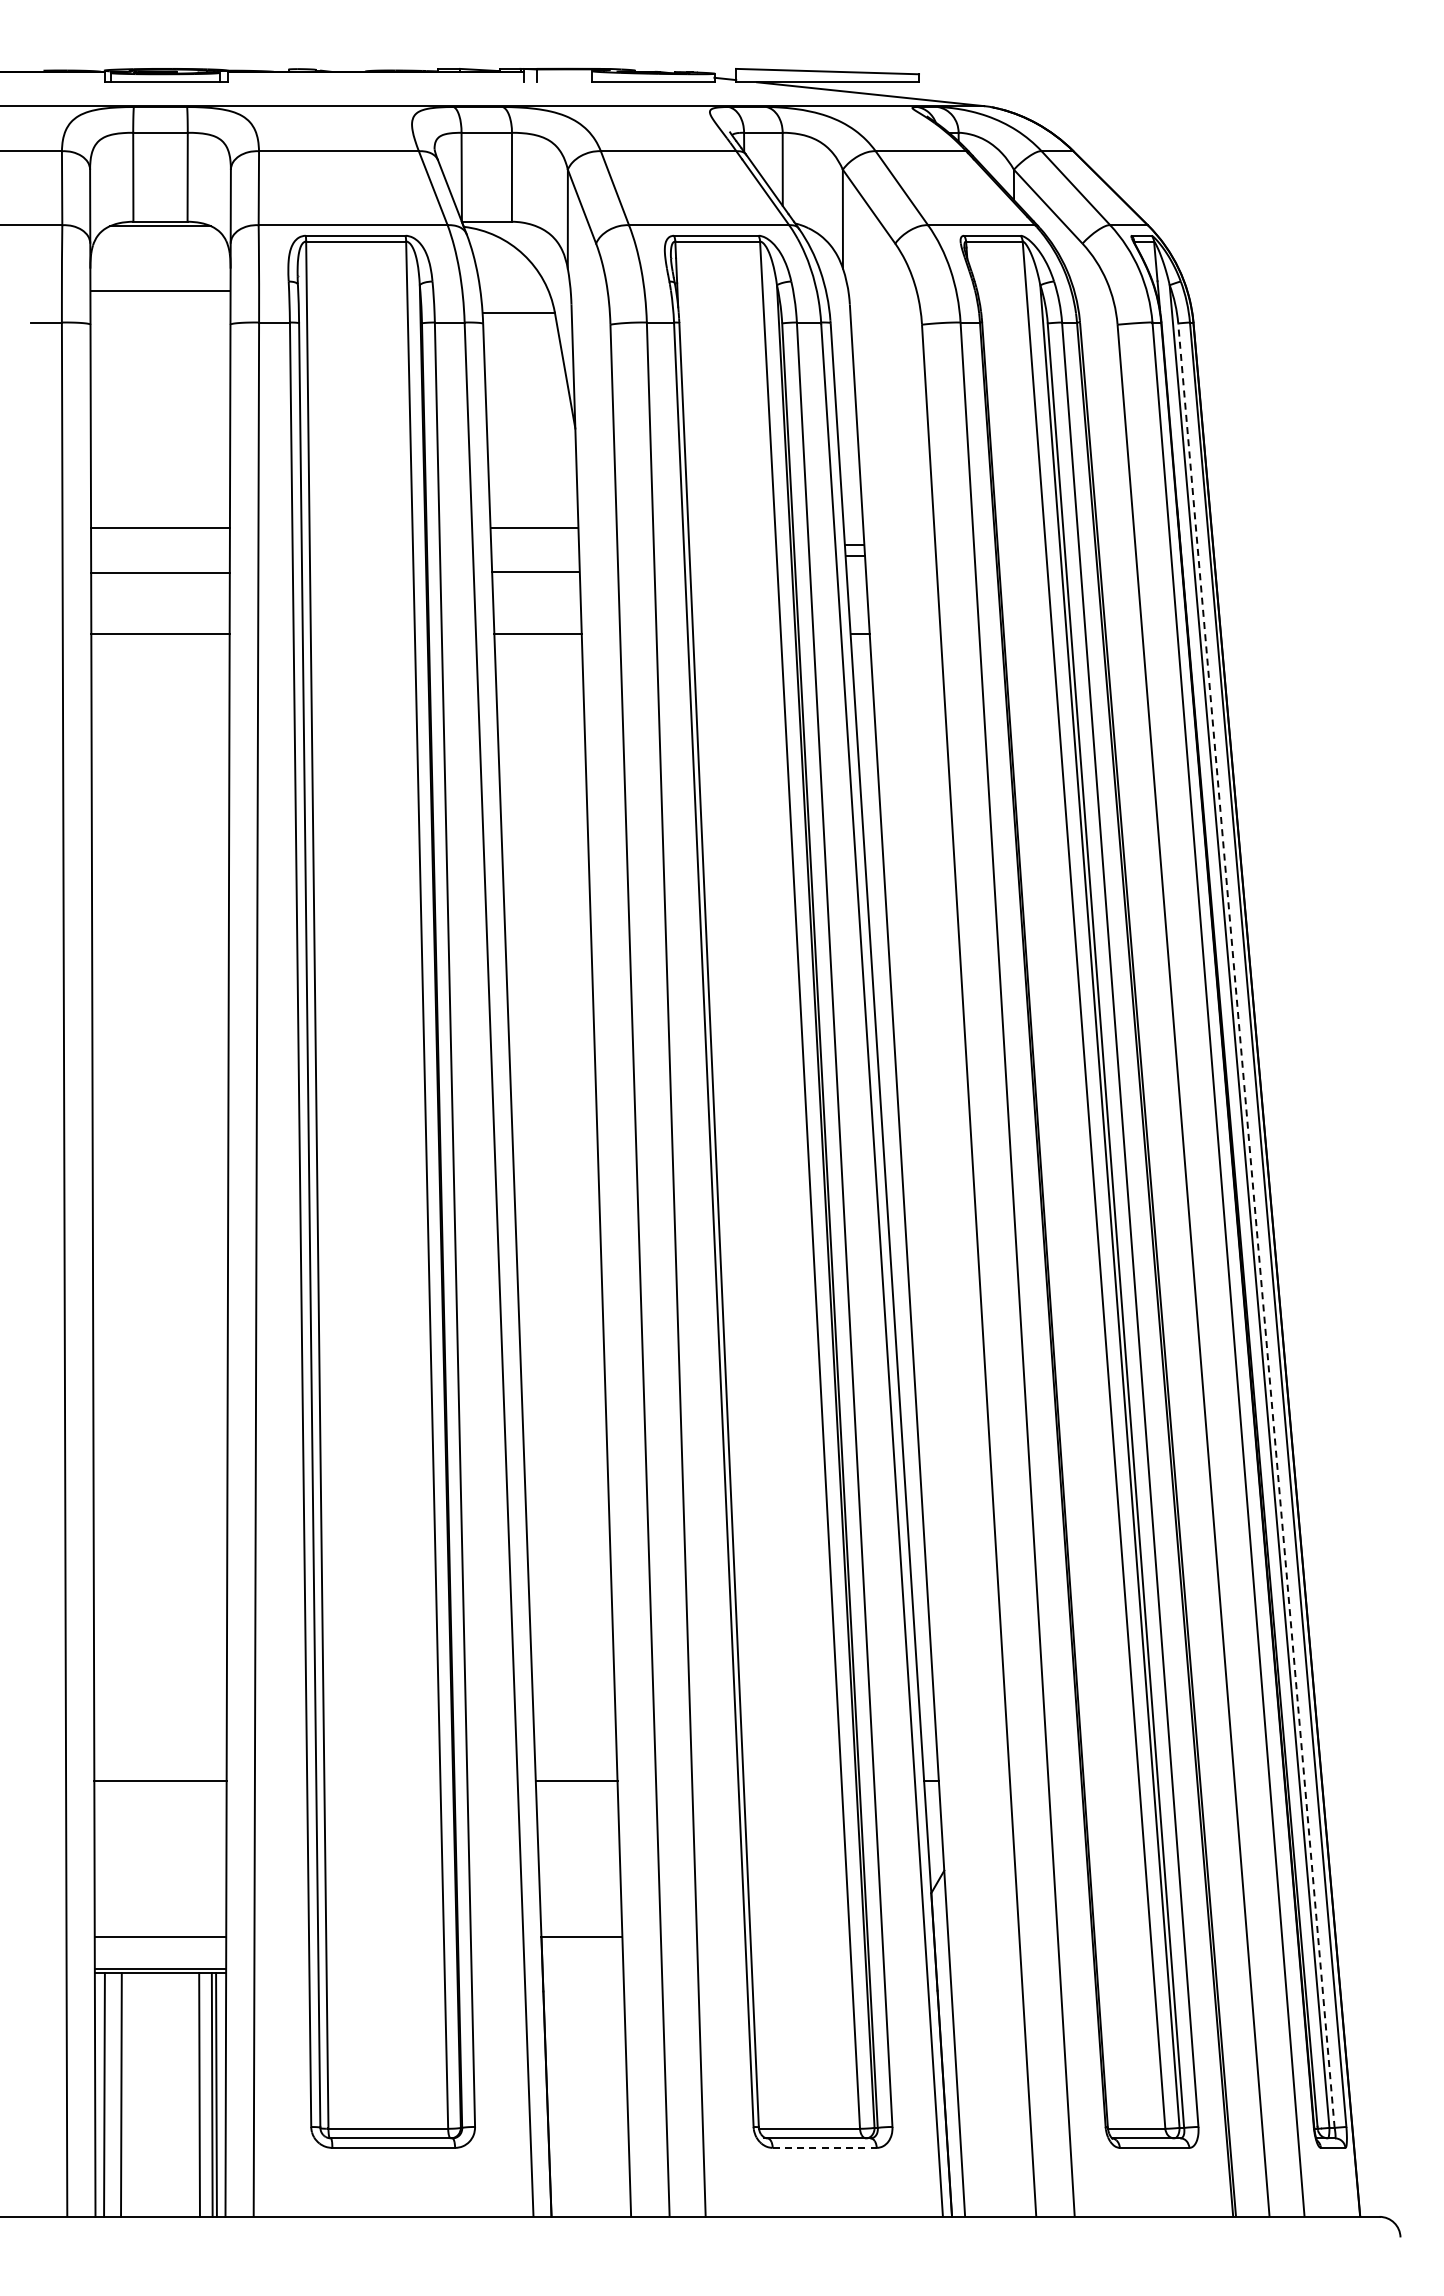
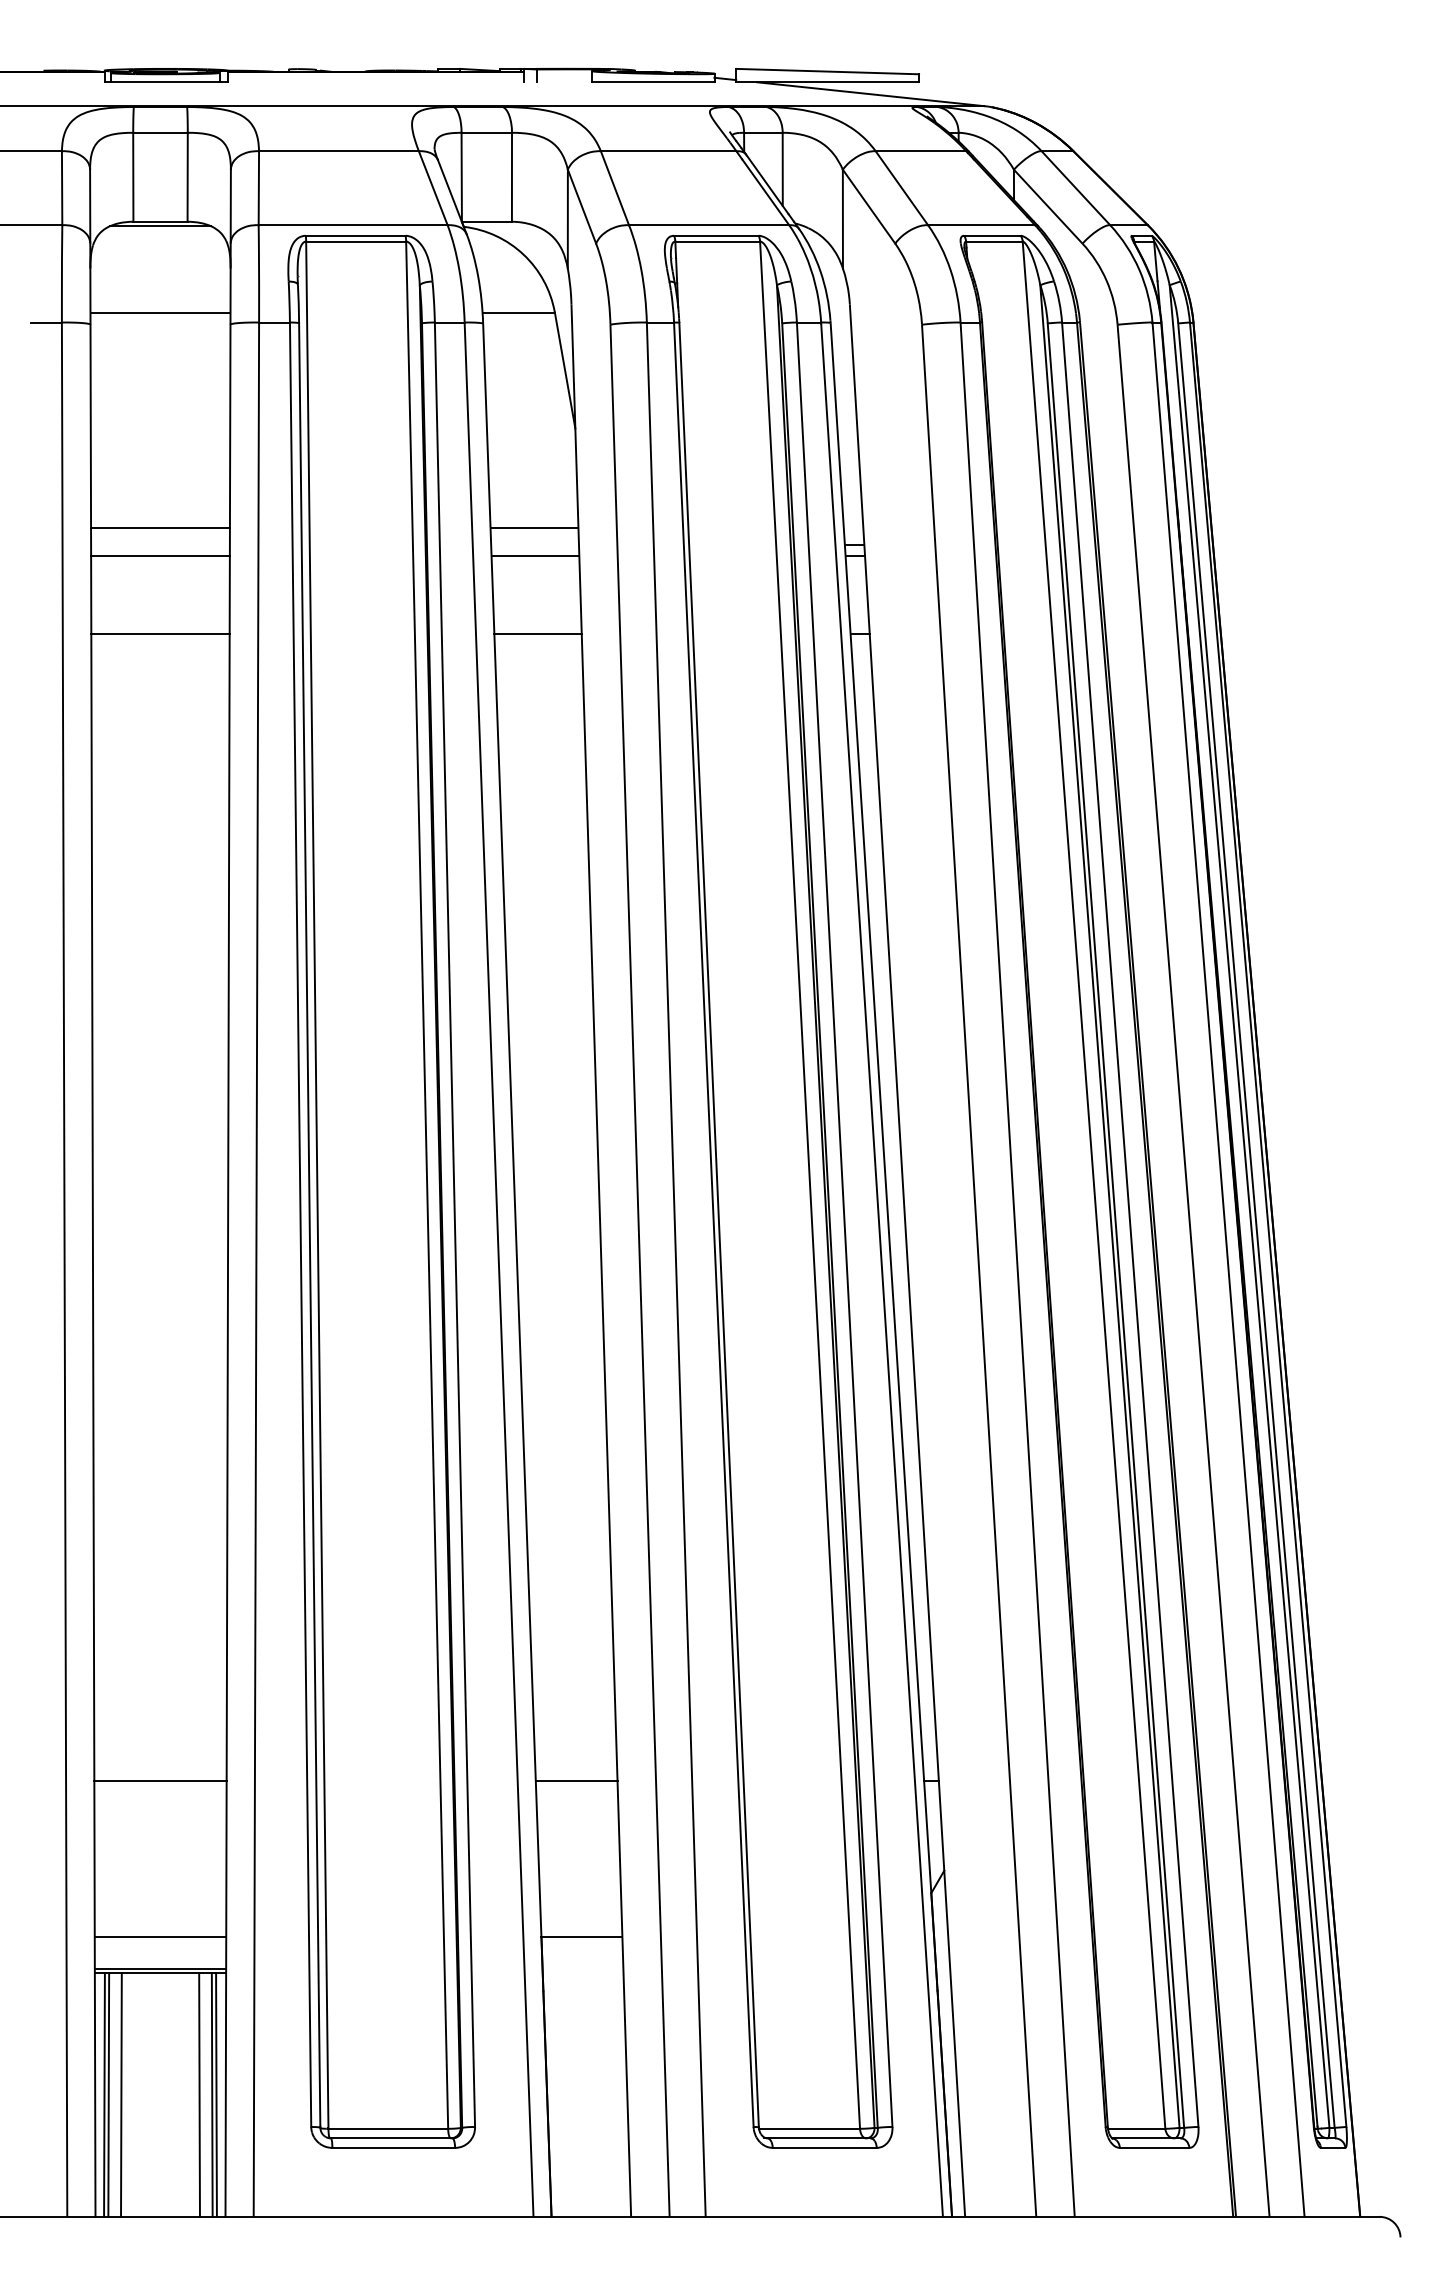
line position: (160, 290) -> (160, 312) (160, 312)
line position: (535, 571) -> (535, 555) (535, 555)
line position: (160, 572) -> (160, 555) (160, 555)
line: dashed -> solid (1256, 1225)
line: none -> present (108, 2094)
line: dashed -> solid (825, 2147)
